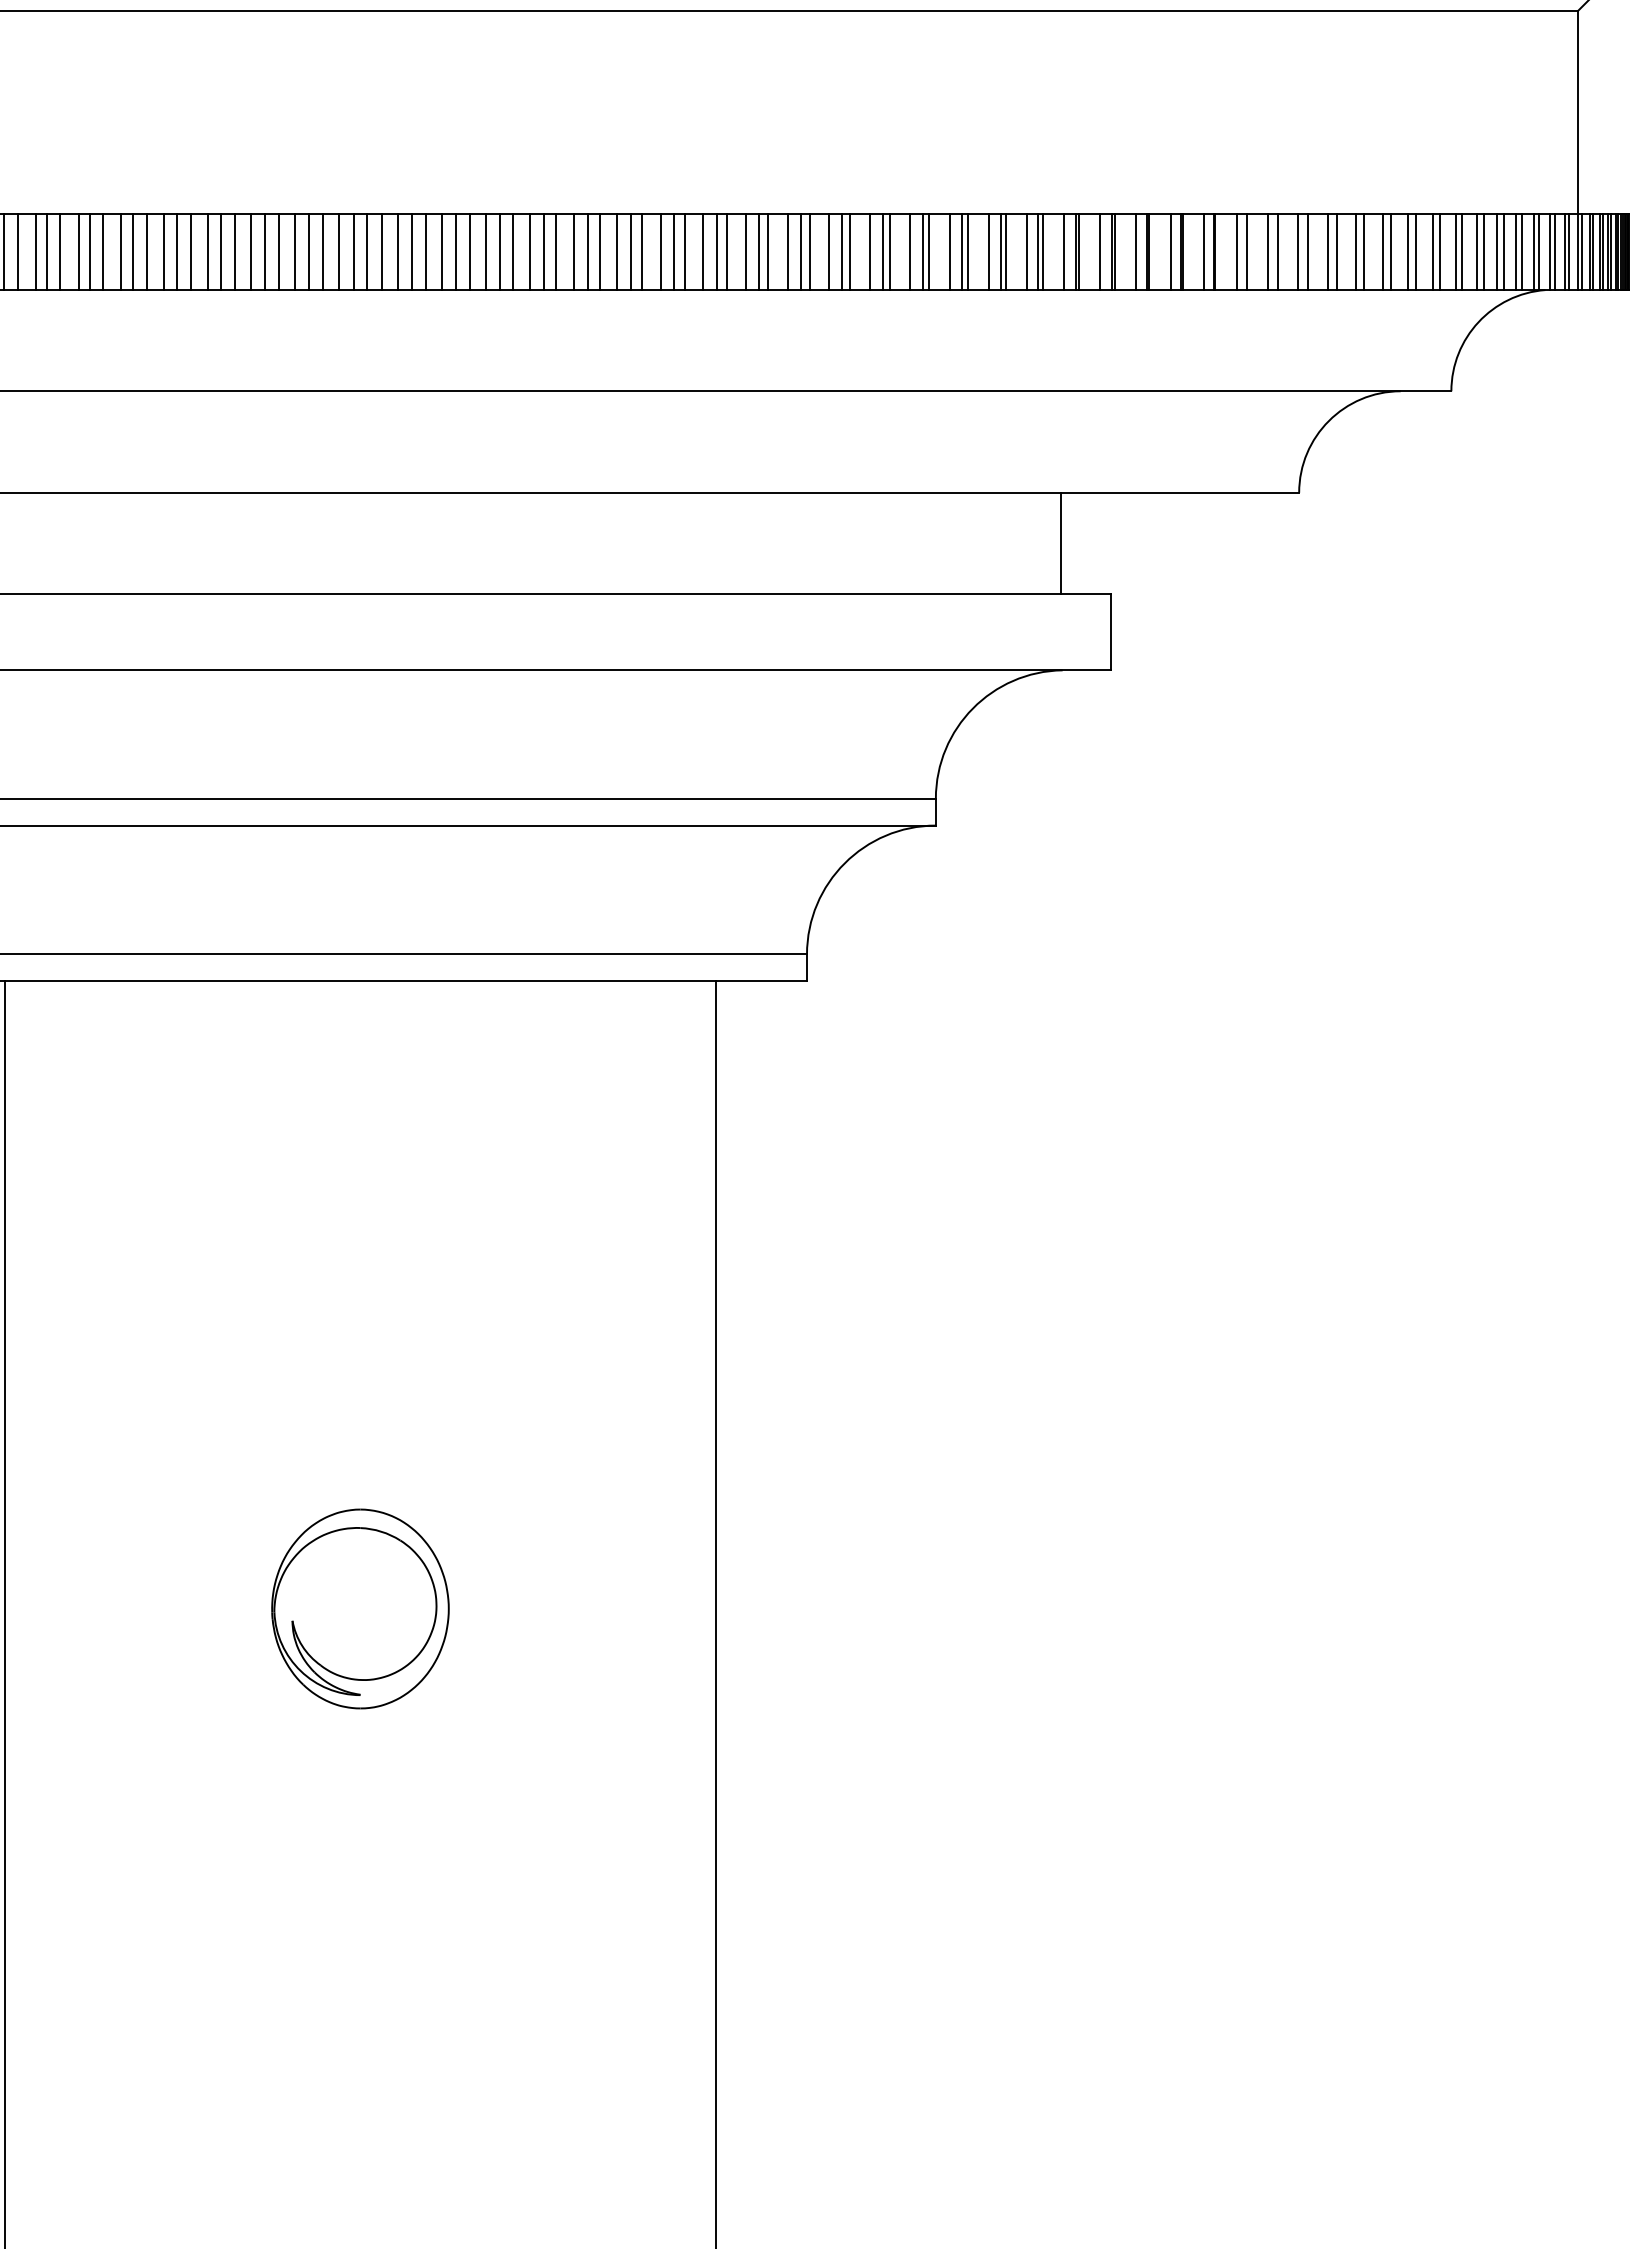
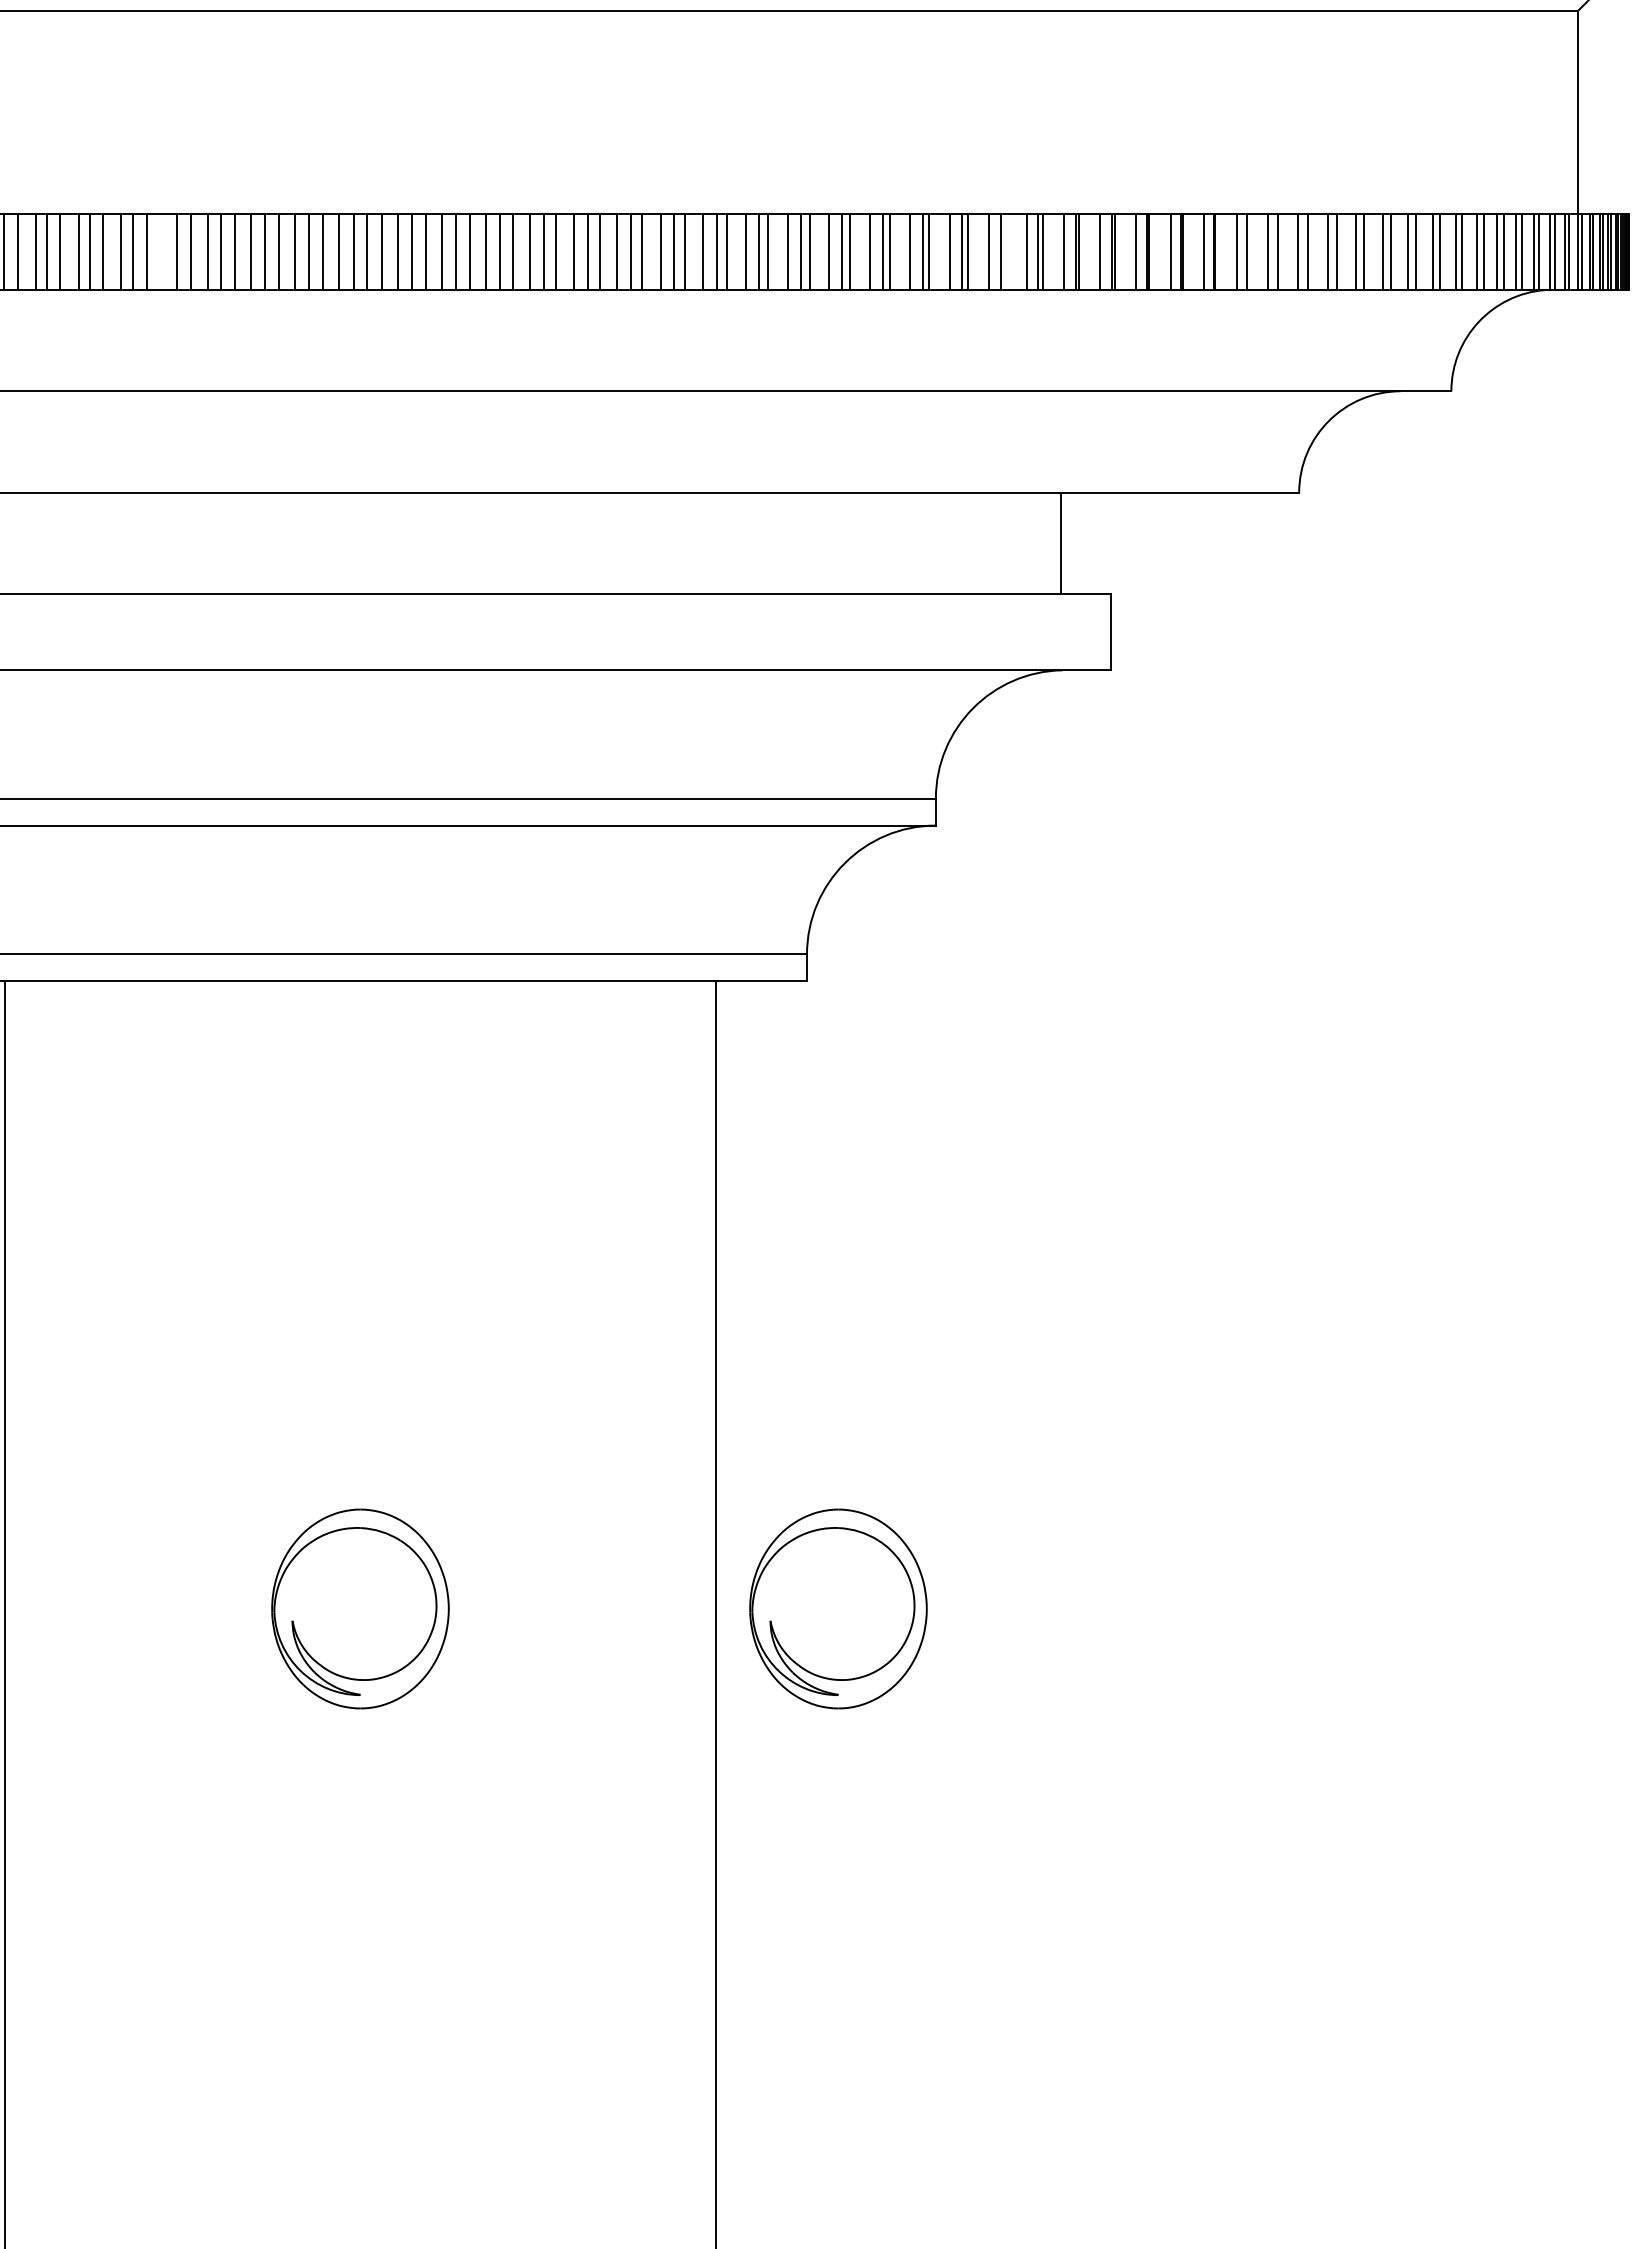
line: present -> none (164, 251)
line: present -> none (1005, 251)
part: none -> present (838, 1608)
